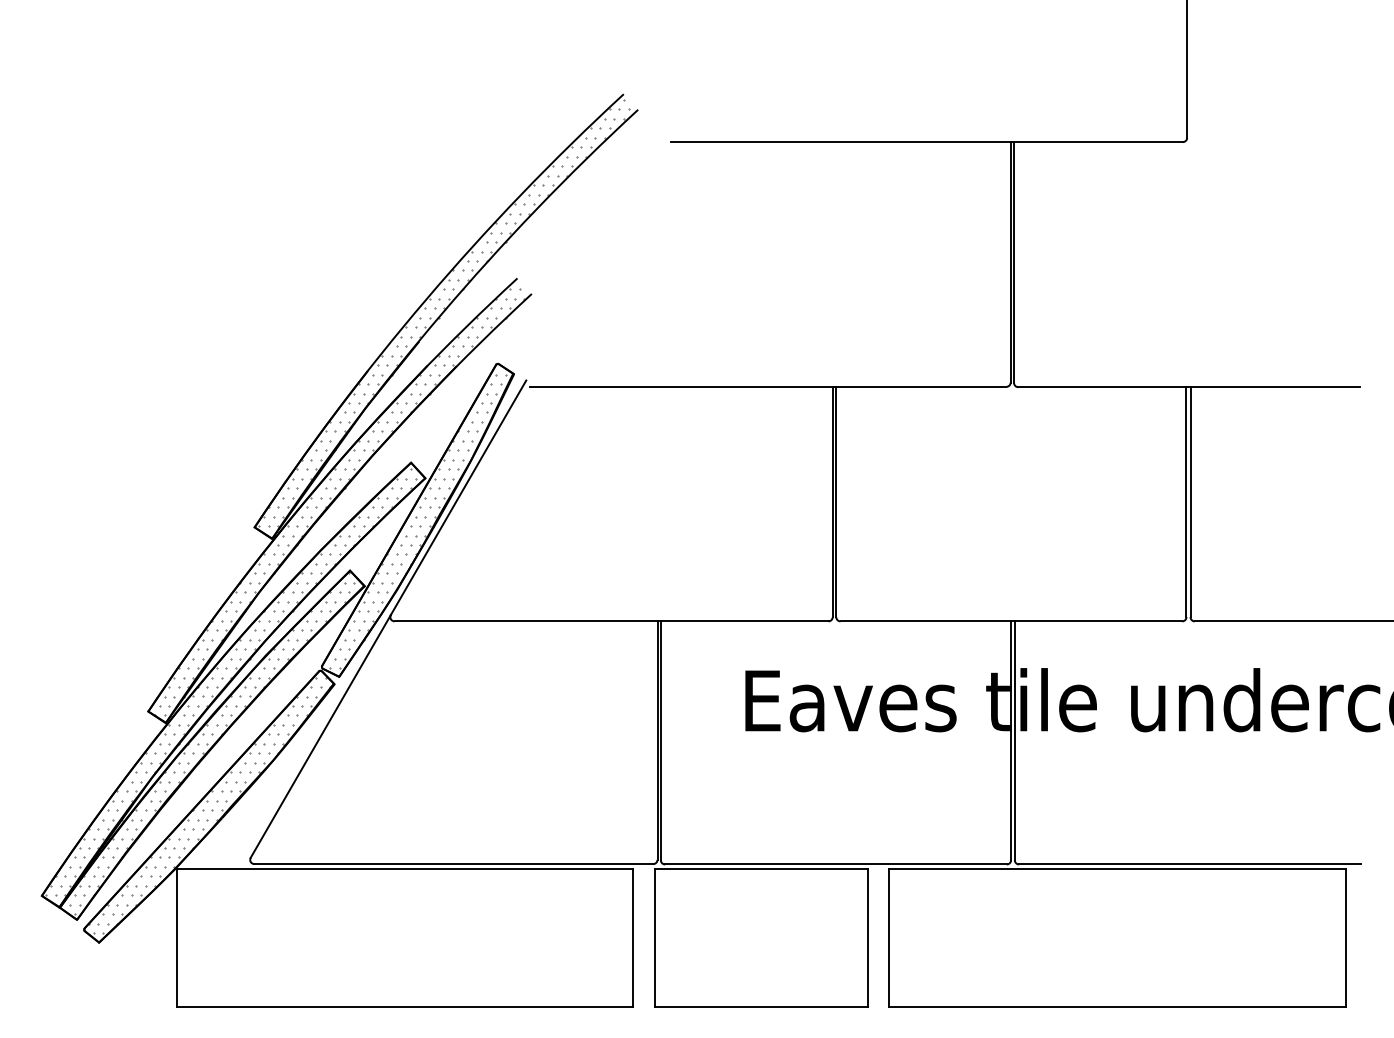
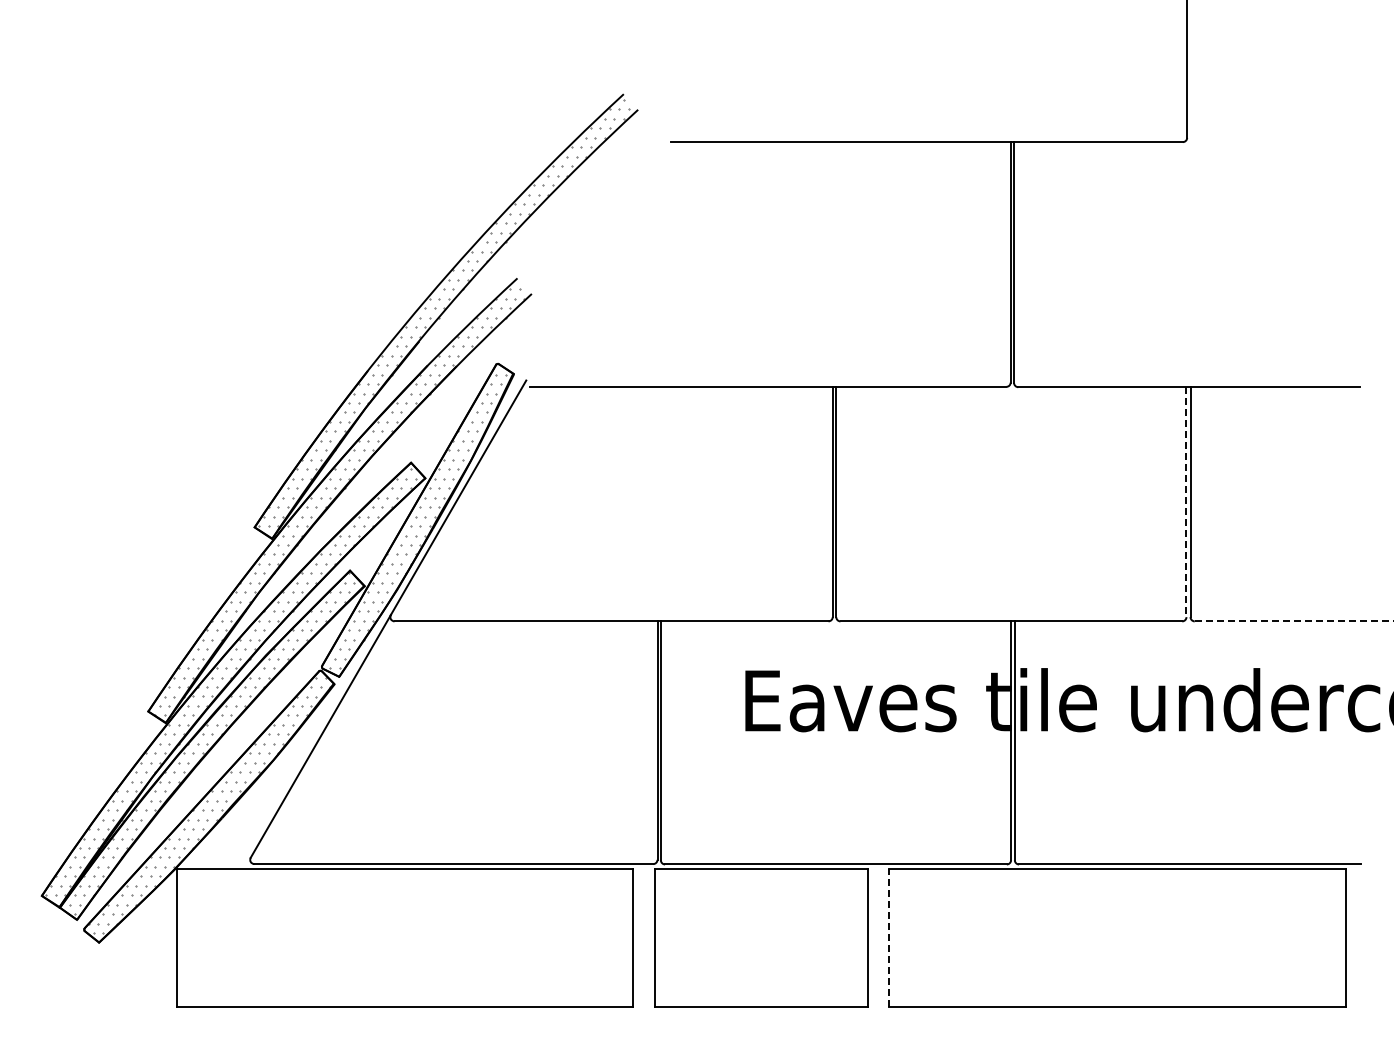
line: solid -> dashed (1186, 502)
line: solid -> dashed (1294, 621)
line: solid -> dashed (889, 937)
